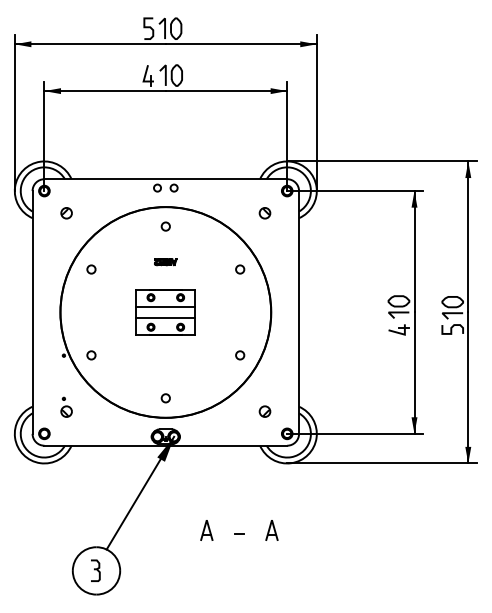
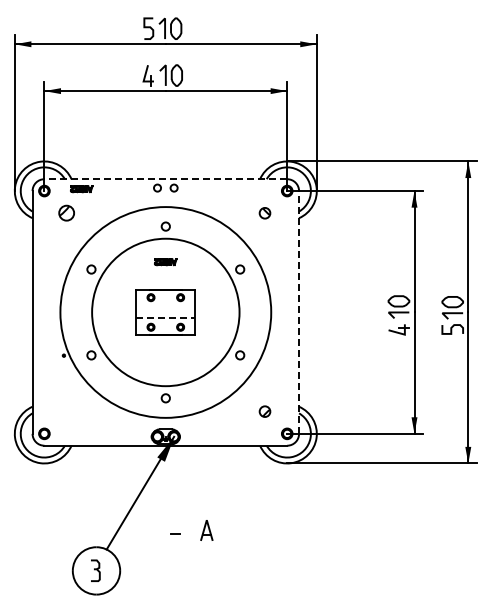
line: solid -> dashed (165, 179)
part: none -> present (81, 189)
part size: 13x13 px -> 17x18 px (66, 212)
line: present -> none (165, 306)
line: solid -> dashed (299, 311)
circle diameter: 211 px -> 147 px (165, 312)
line: solid -> dashed (165, 318)
part: present -> none (66, 406)
part: present -> none (271, 530)
line position: (239, 533) -> (175, 533) (175, 533)
